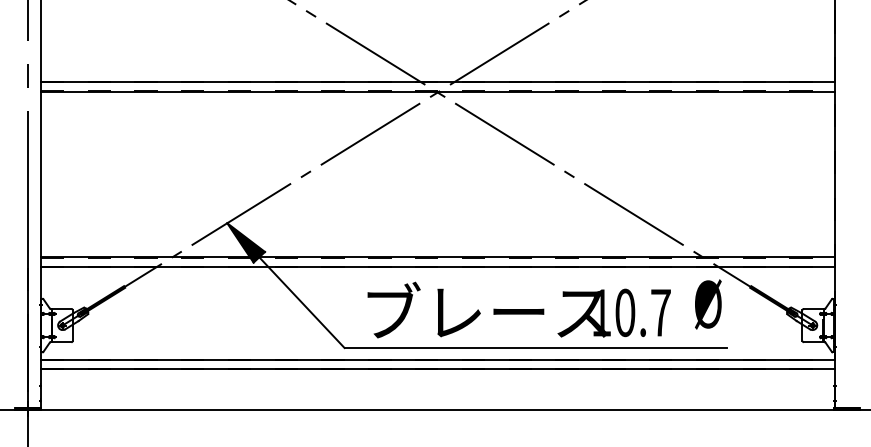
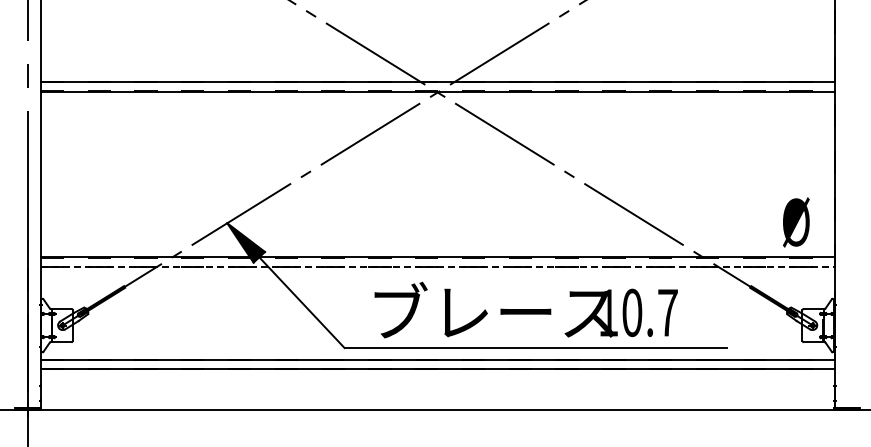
line: solid -> dashed (437, 267)
text position: (708, 304) -> (796, 222) (796, 222)
text position: (518, 309) -> (525, 309) (525, 309)
